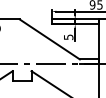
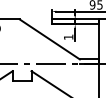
text: 5 -> 1 (68, 36)
